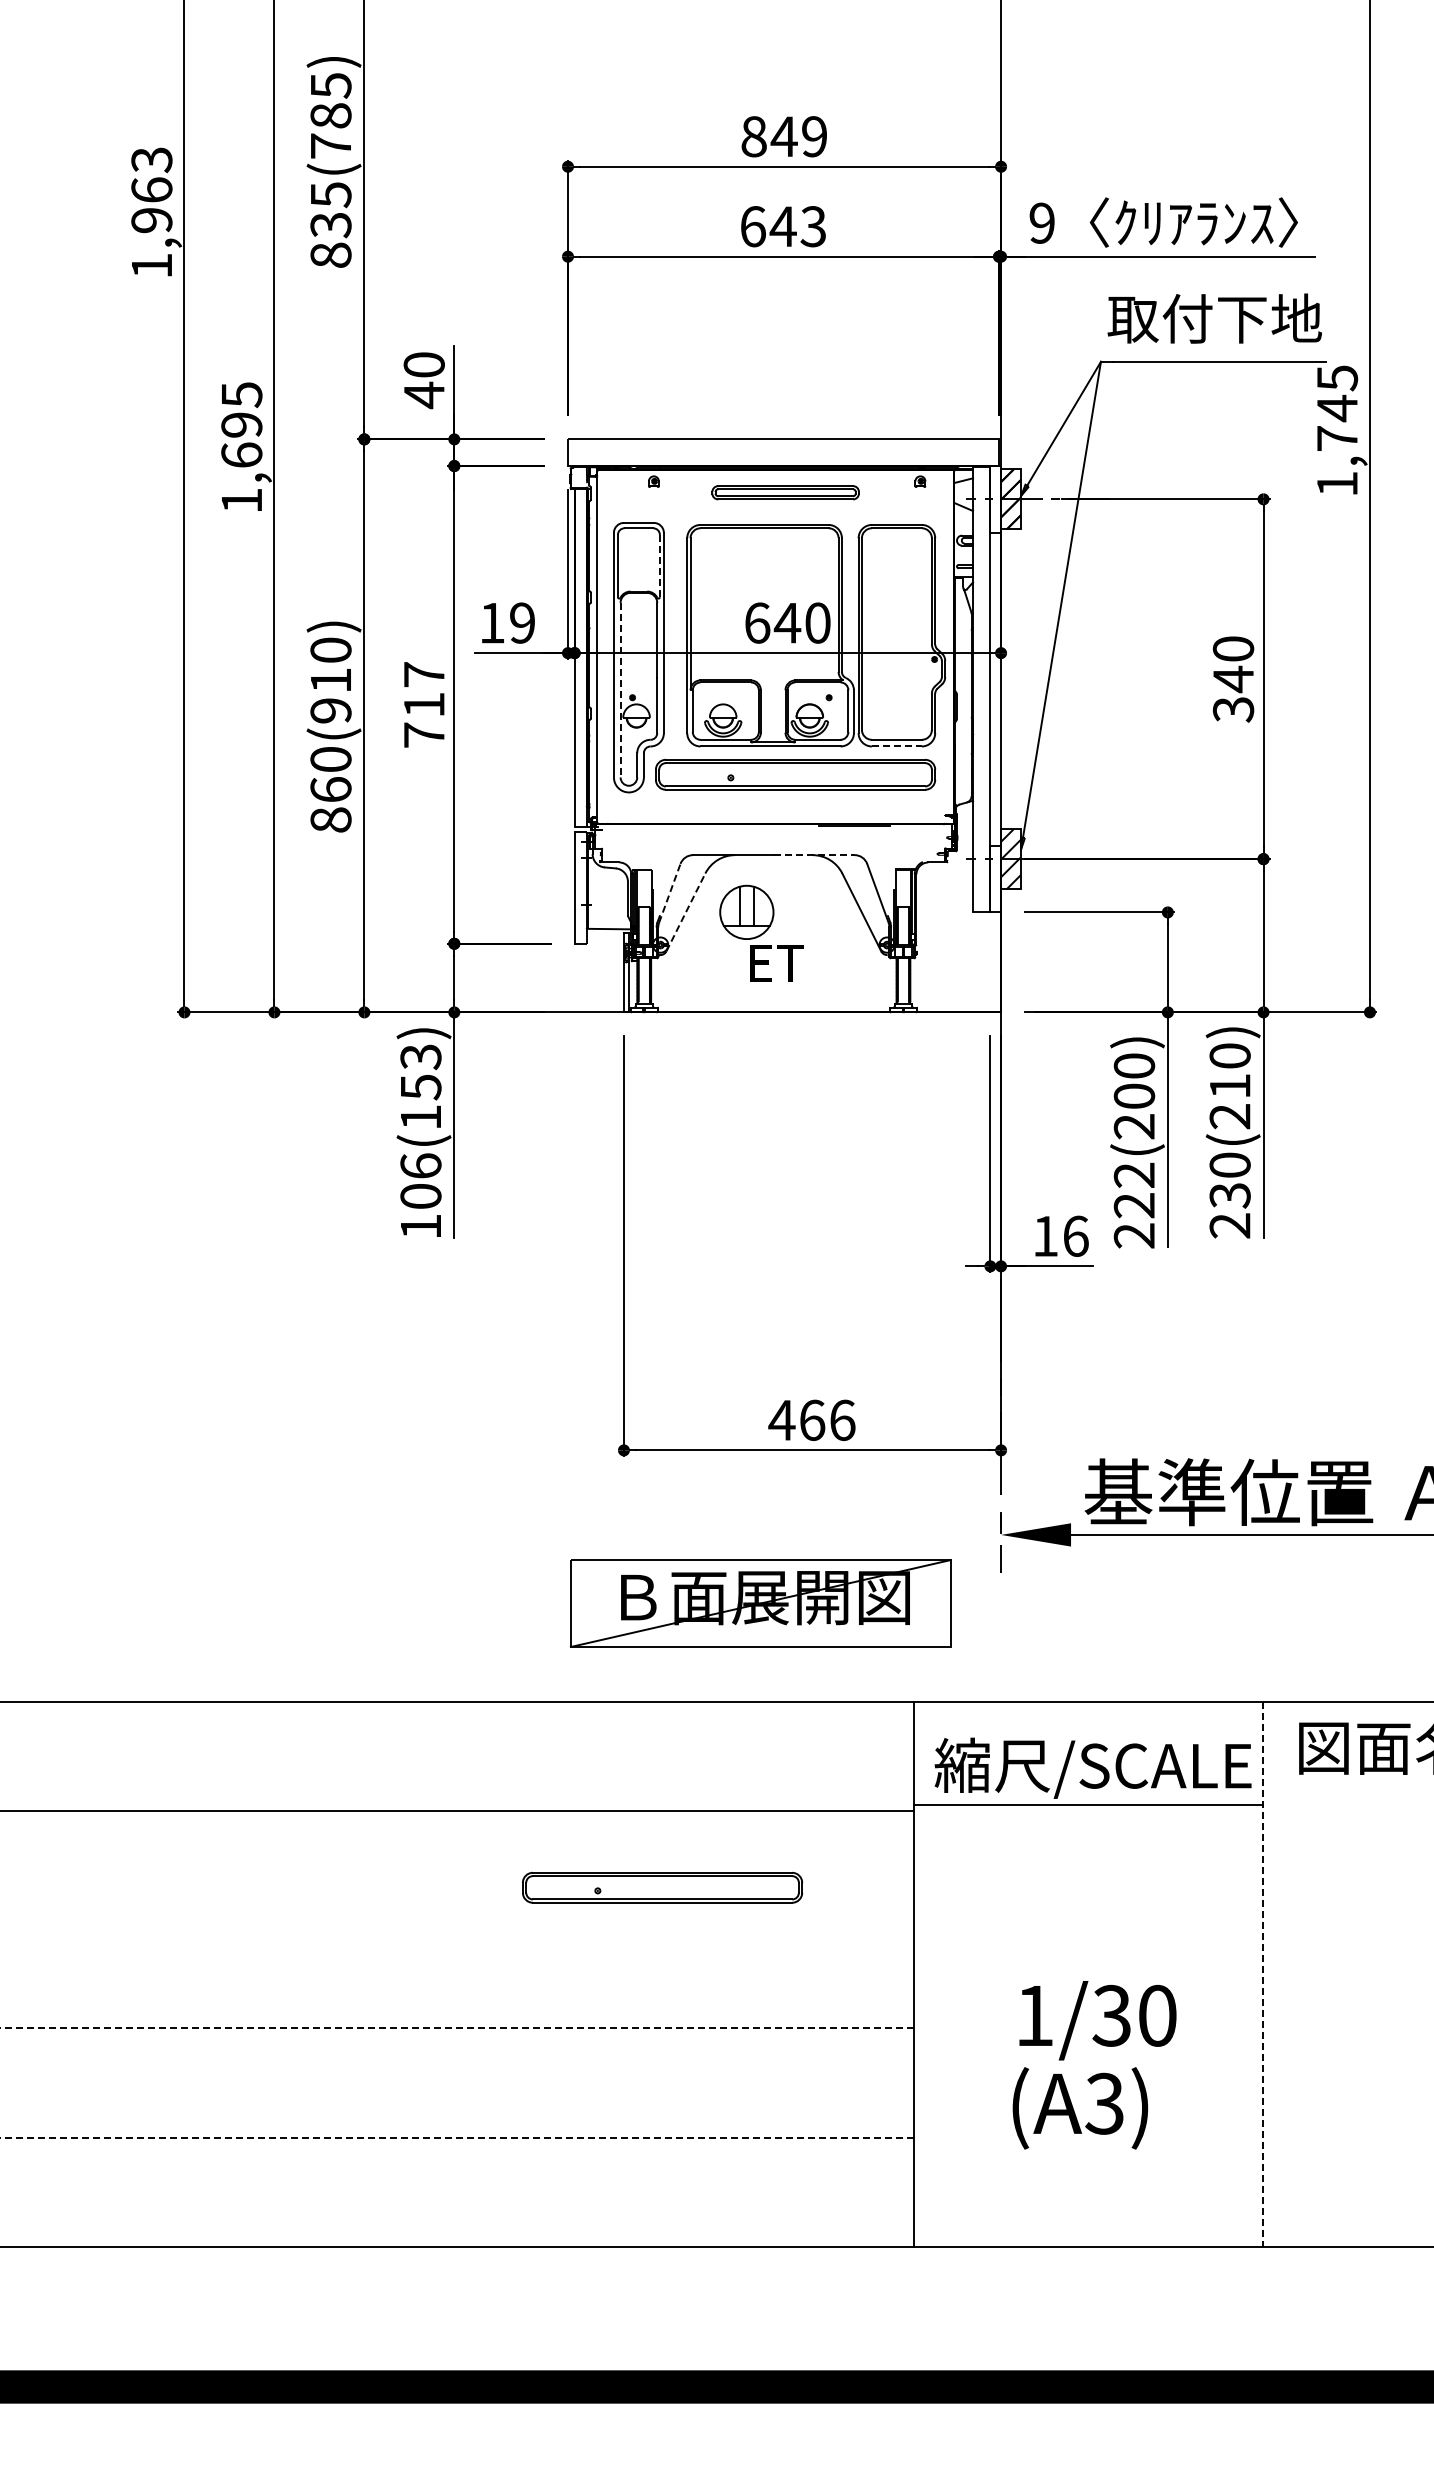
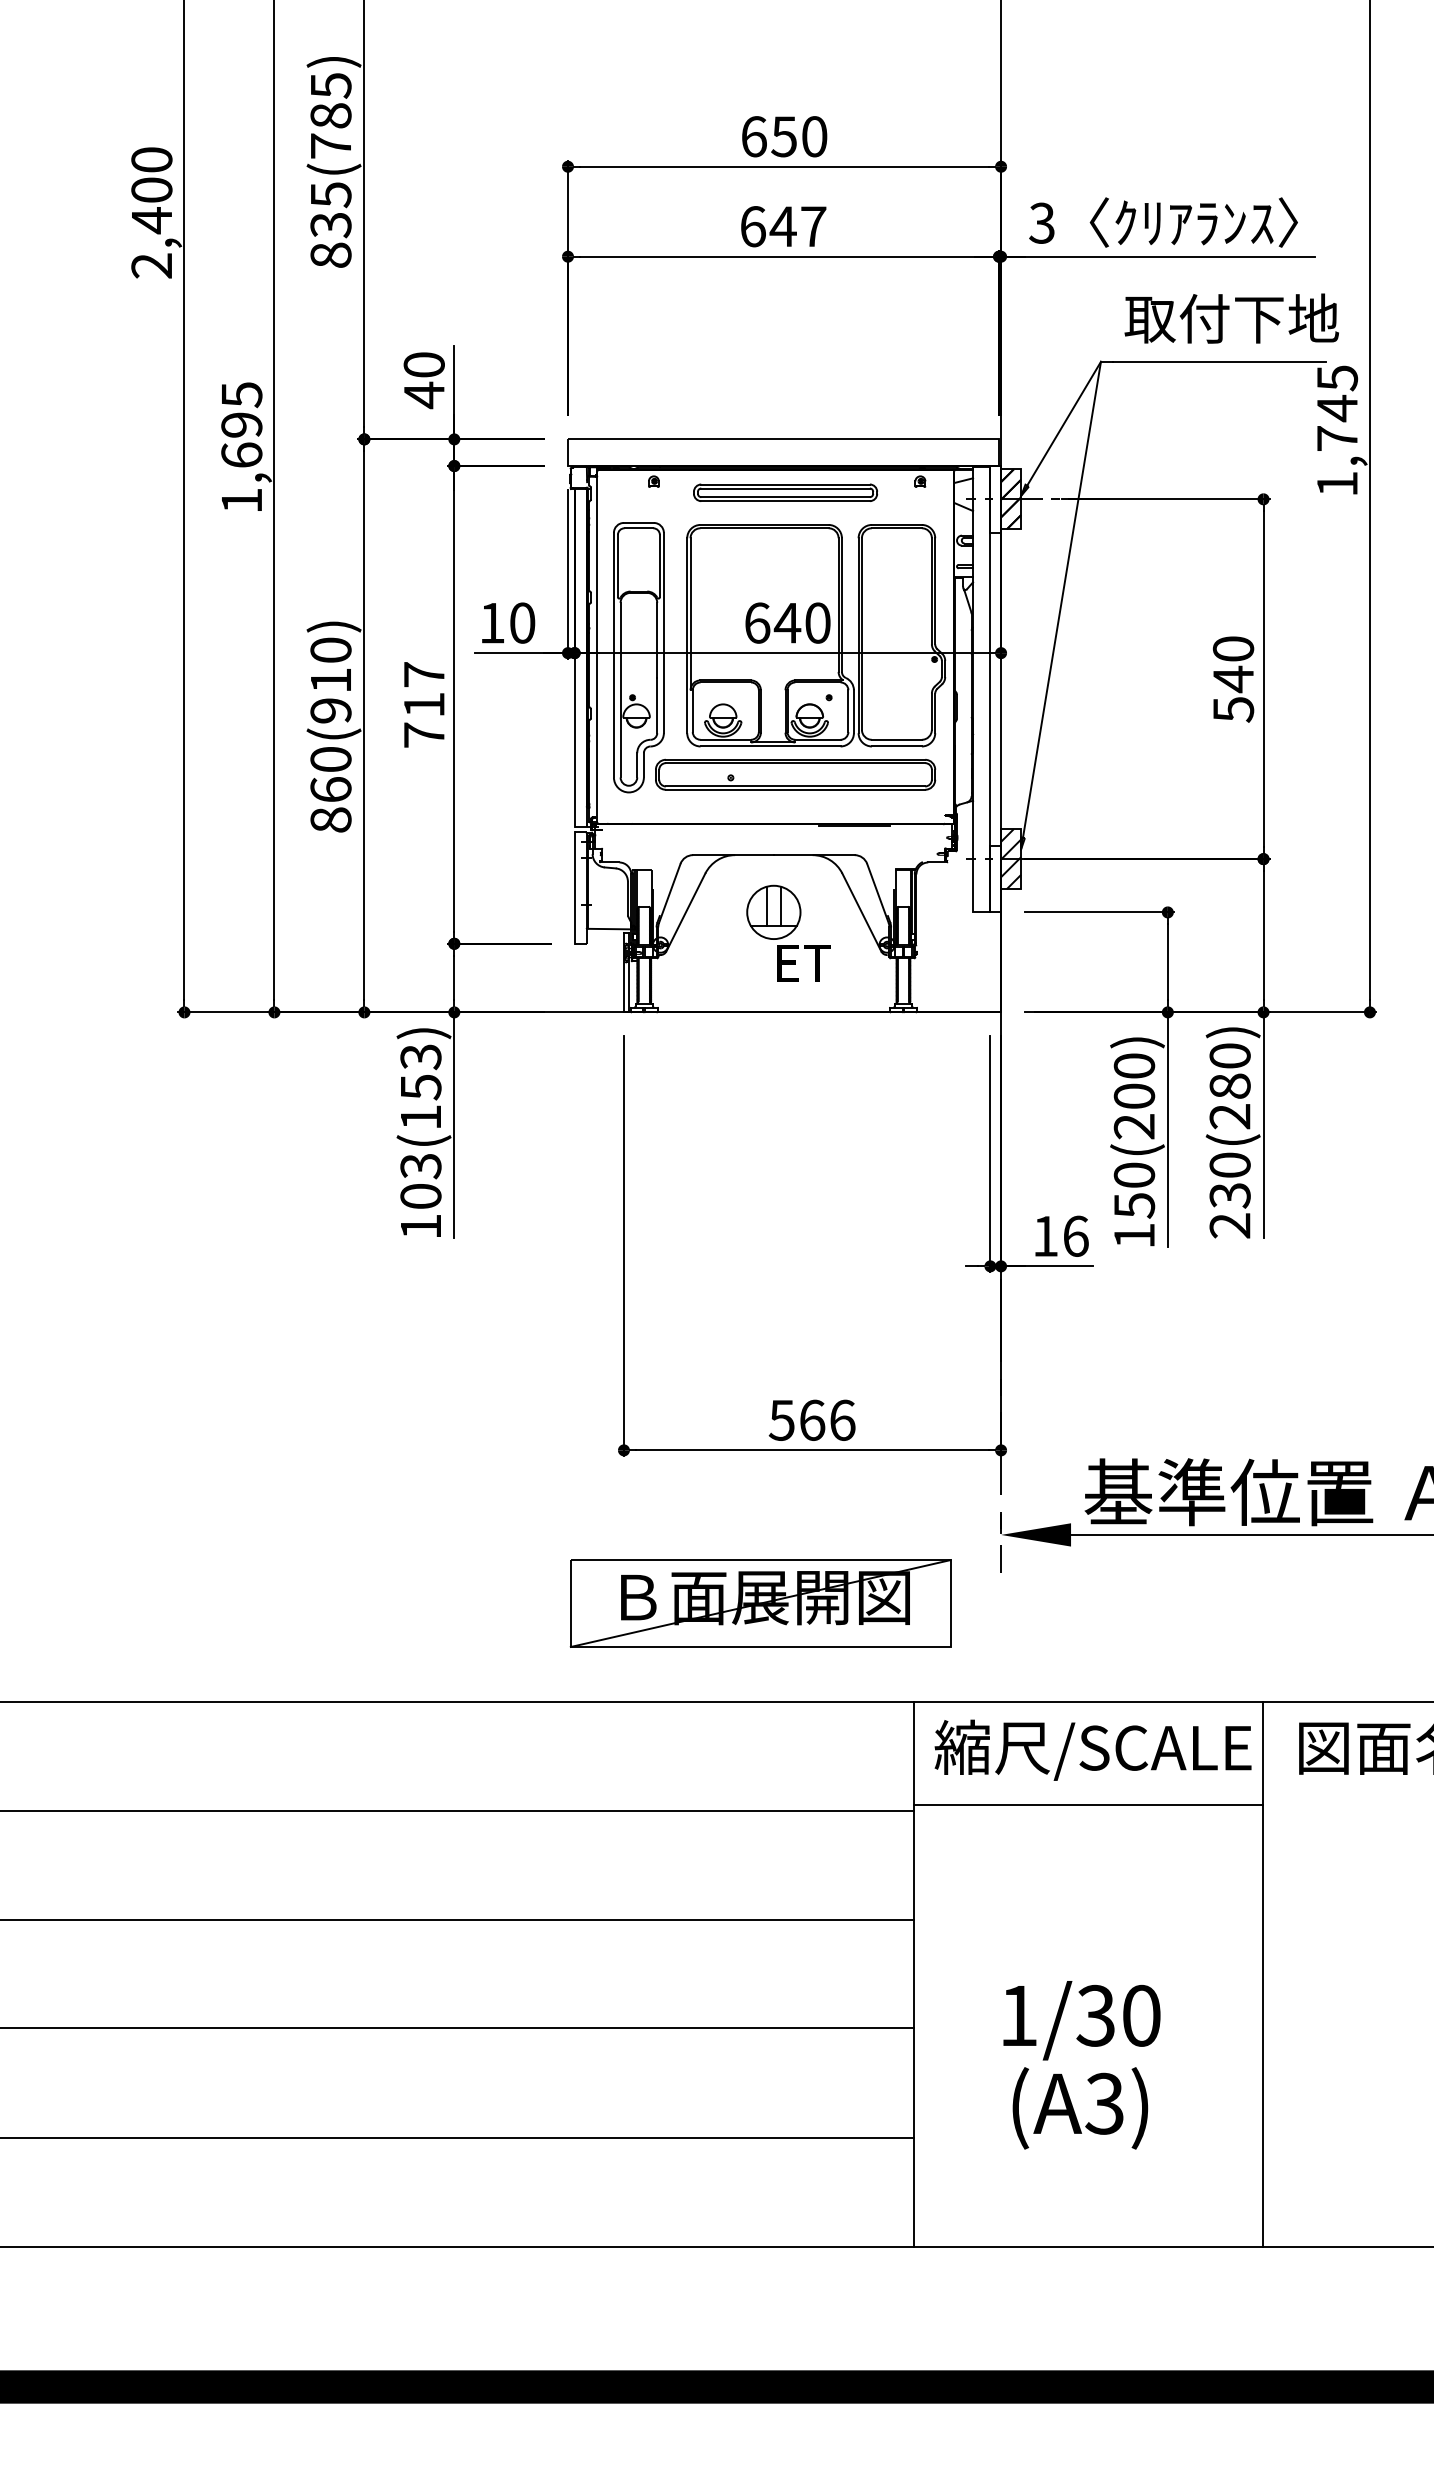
text: 849 -> 650 (784, 136)
text: 1,963 -> 2,400 (151, 212)
text: 9 -> 3 (1041, 222)
text: 643 -> 647 (813, 226)
text position: (1214, 318) -> (1231, 318) (1231, 318)
part size: 149x16 px -> 186x19 px (785, 492)
line: dashed -> solid (659, 566)
text: 19 -> 10 (522, 622)
line: dashed -> solid (620, 690)
text: 340 -> 540 (1232, 709)
line: dashed -> solid (896, 746)
line: dashed -> solid (814, 855)
line: dashed -> solid (669, 892)
line: dashed -> solid (685, 912)
part position: (761, 932) -> (788, 932) (788, 932)
text: 230(210) -> 230(280) (1229, 1085)
text: 106(153) -> 103(153) (420, 1166)
text: 222(200) -> 150(200) (1134, 1205)
text: 466 -> 566 (781, 1420)
text position: (1092, 1767) -> (1092, 1749) (1092, 1749)
part: present -> none (662, 1887)
line: none -> present (457, 1919)
line: dashed -> solid (1262, 1975)
text position: (1097, 2020) -> (1081, 2020) (1081, 2020)
line: dashed -> solid (457, 2028)
line: dashed -> solid (457, 2137)
